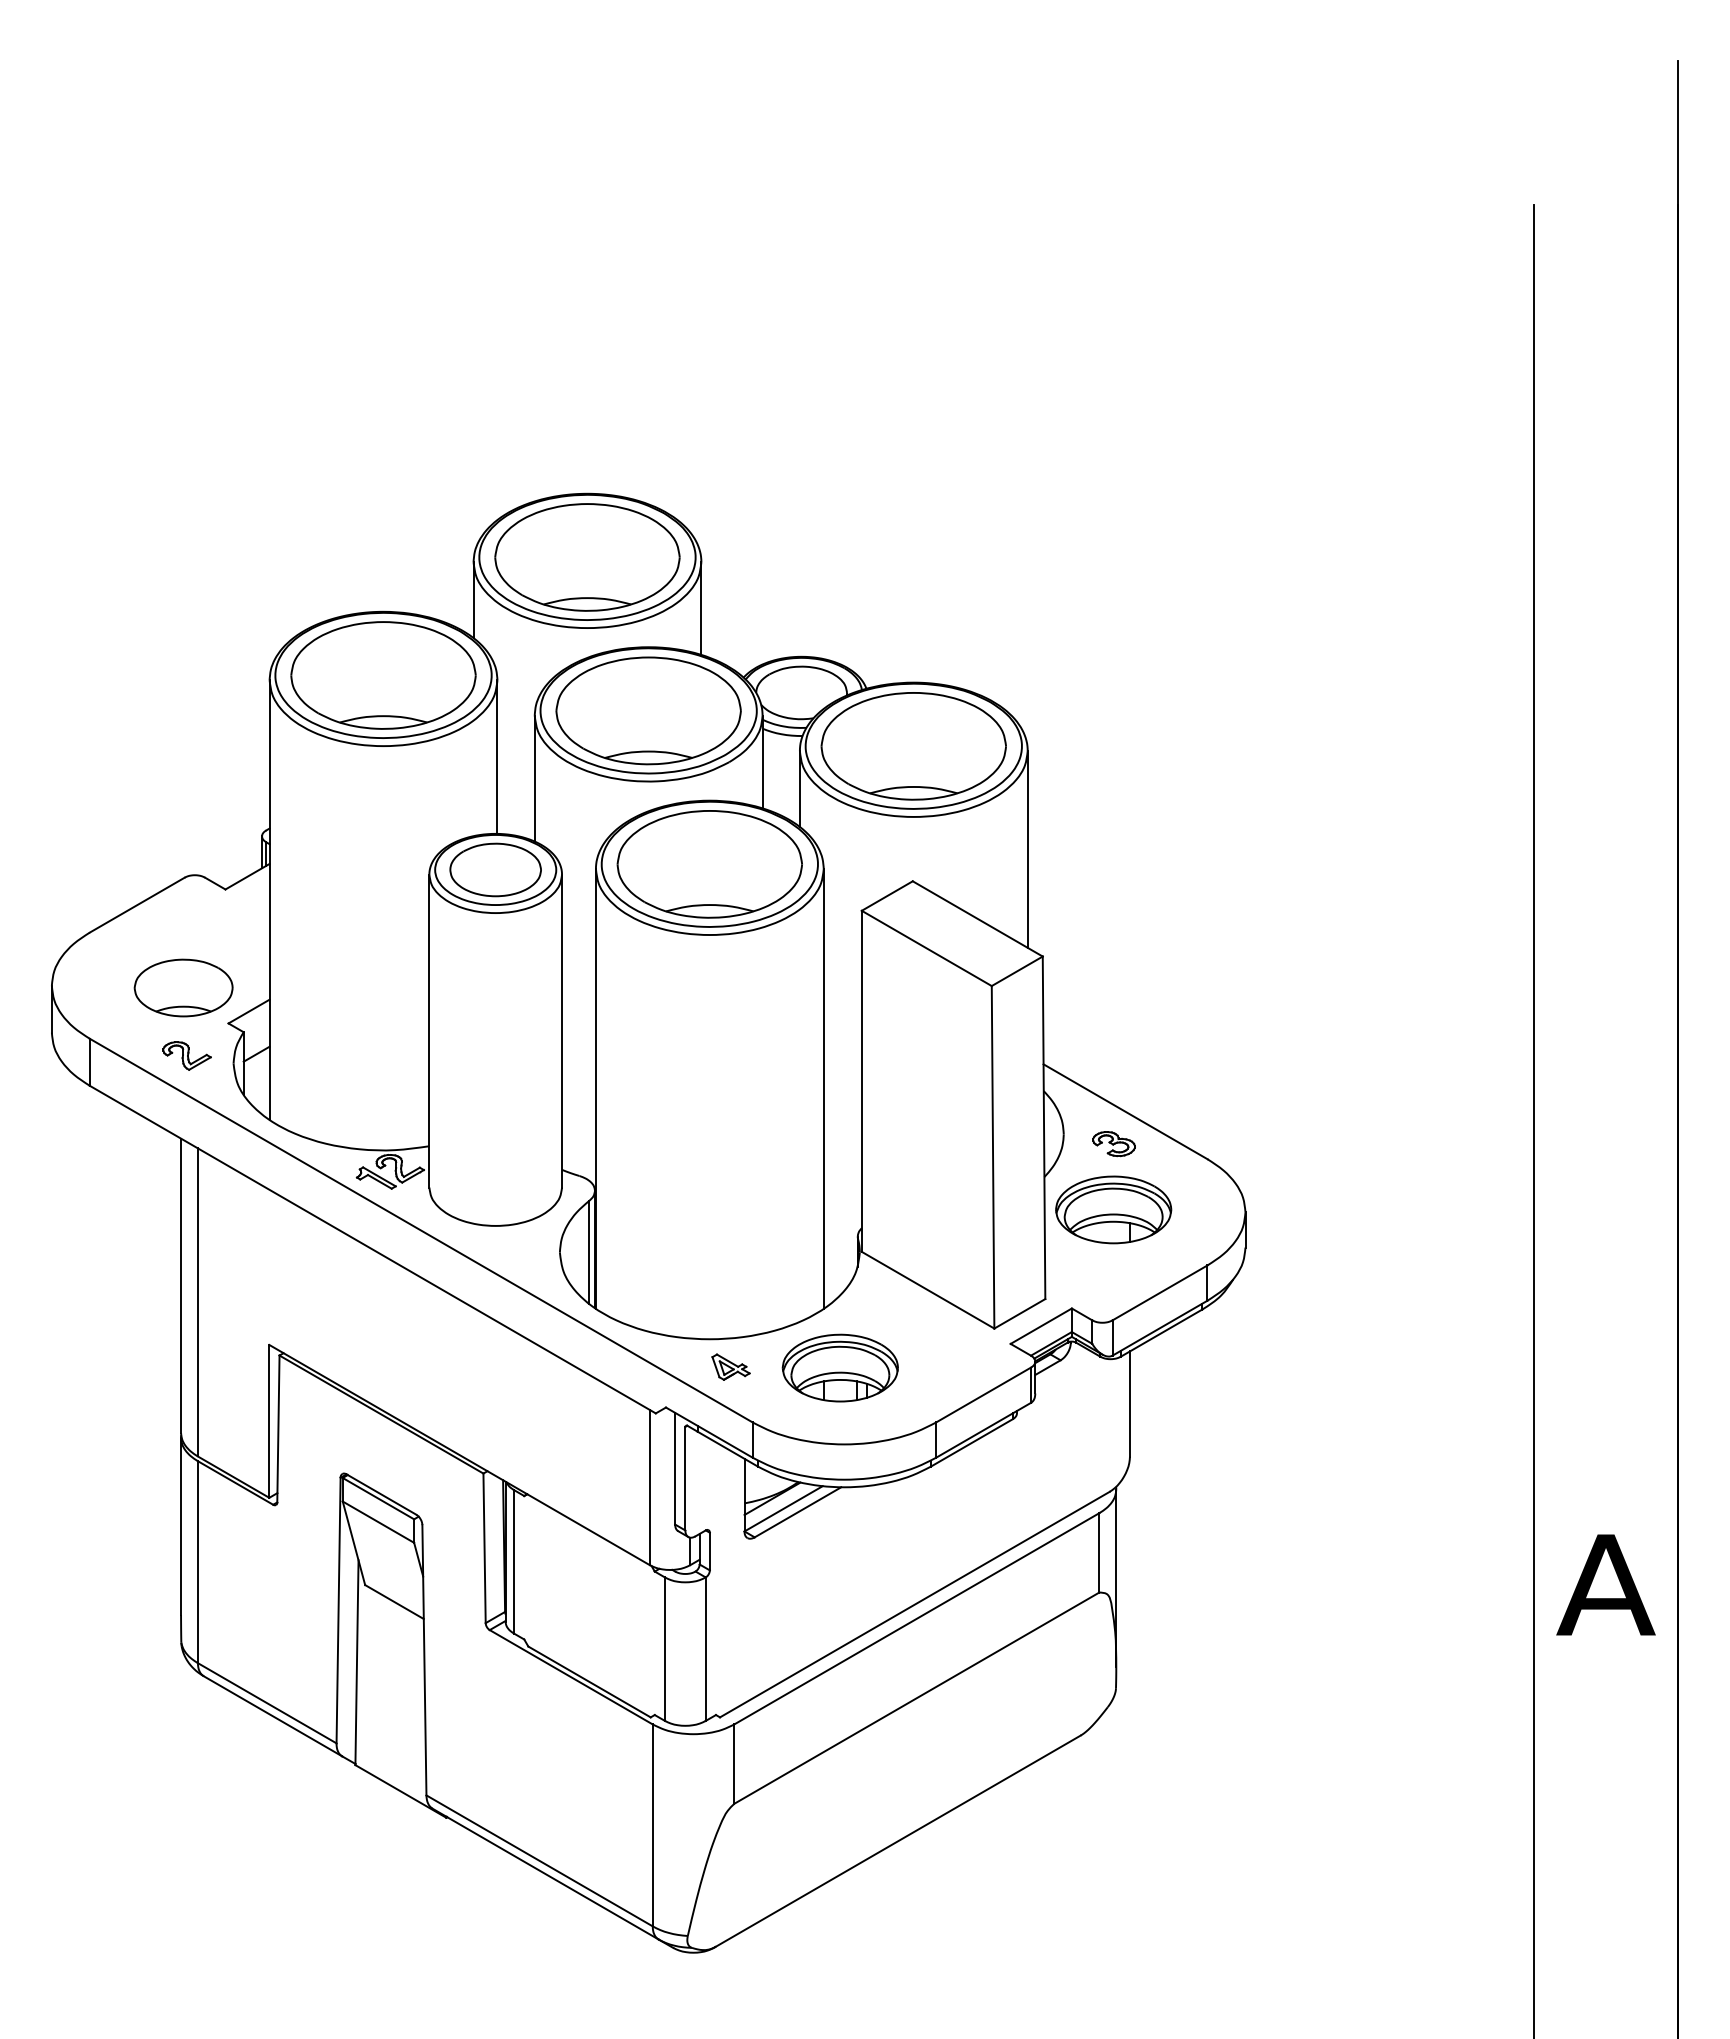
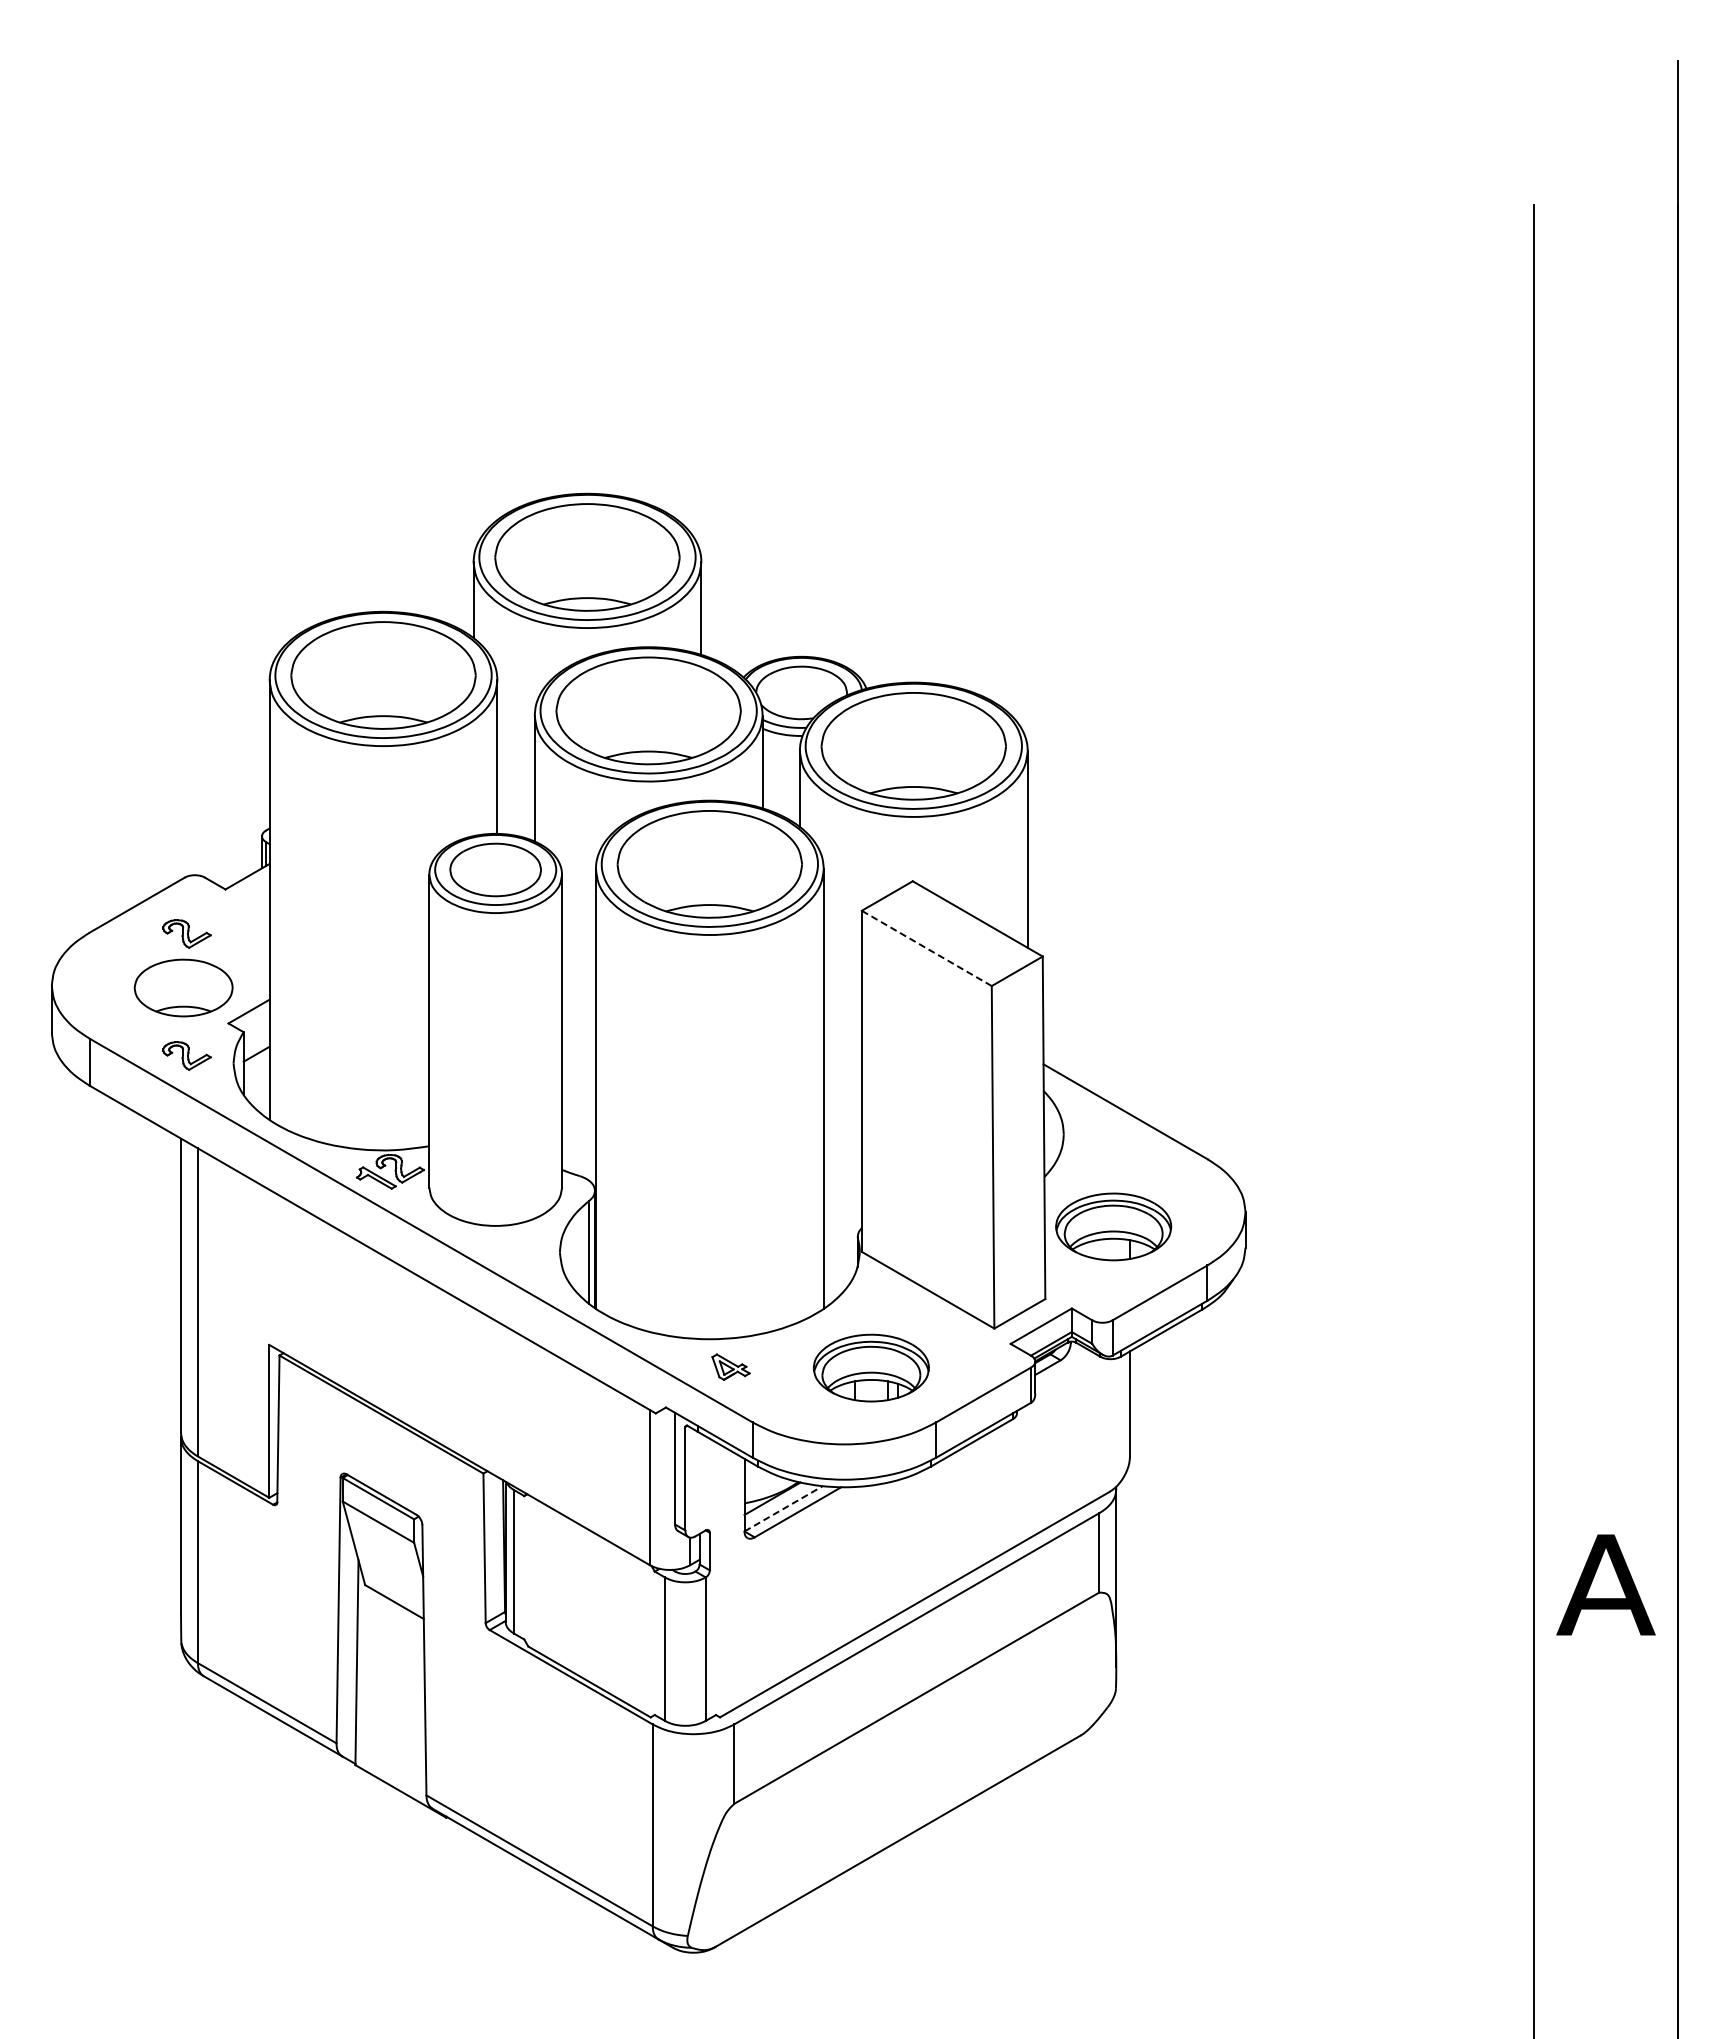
part: none -> present (186, 933)
line: solid -> dashed (926, 948)
part: present -> none (1113, 1144)
part position: (1113, 1209) -> (1113, 1226) (1113, 1226)
part position: (839, 1367) -> (870, 1367) (870, 1367)
line: solid -> dashed (784, 1508)
